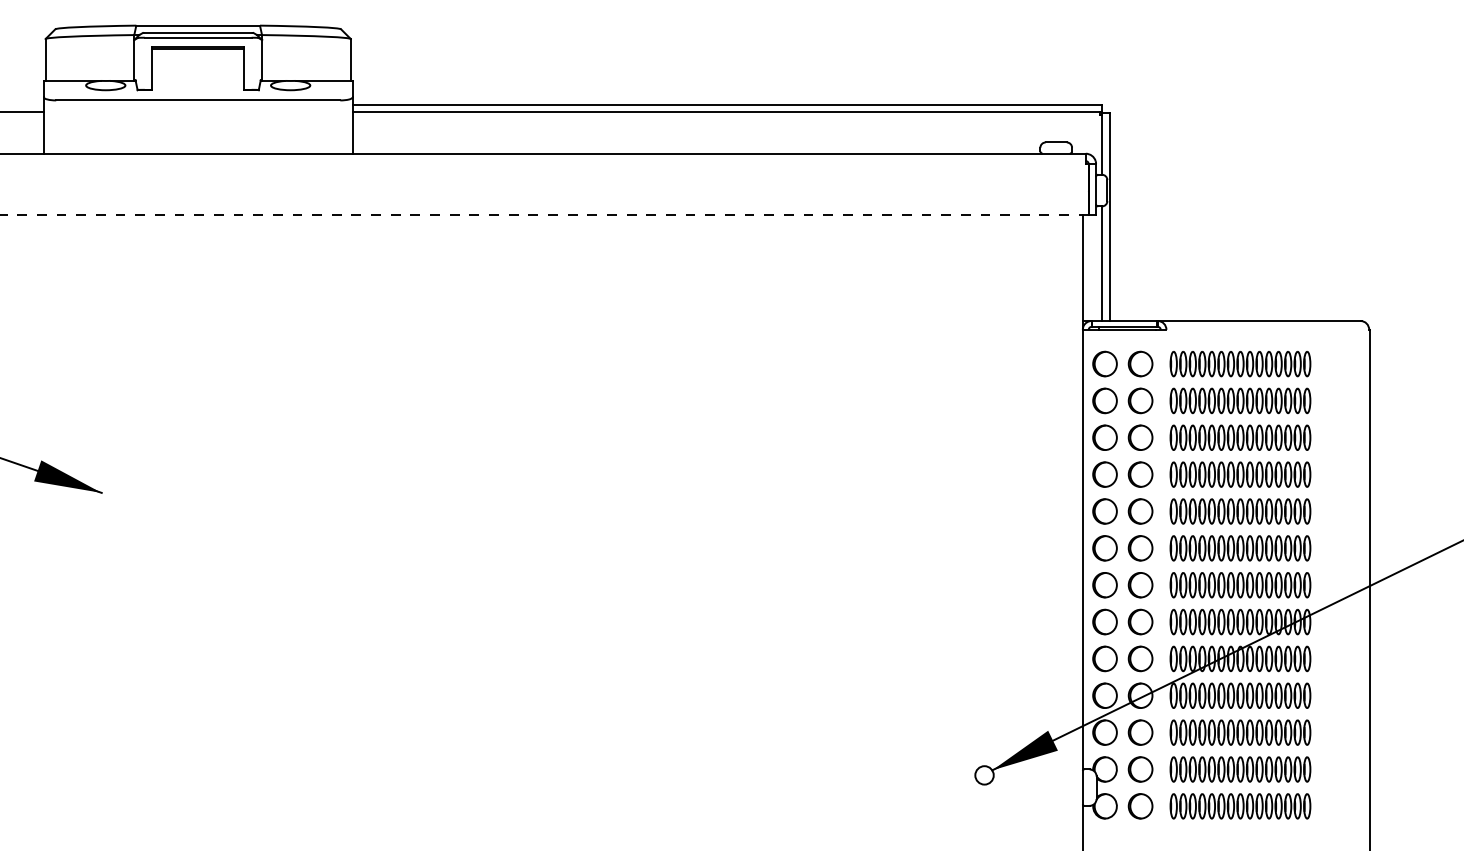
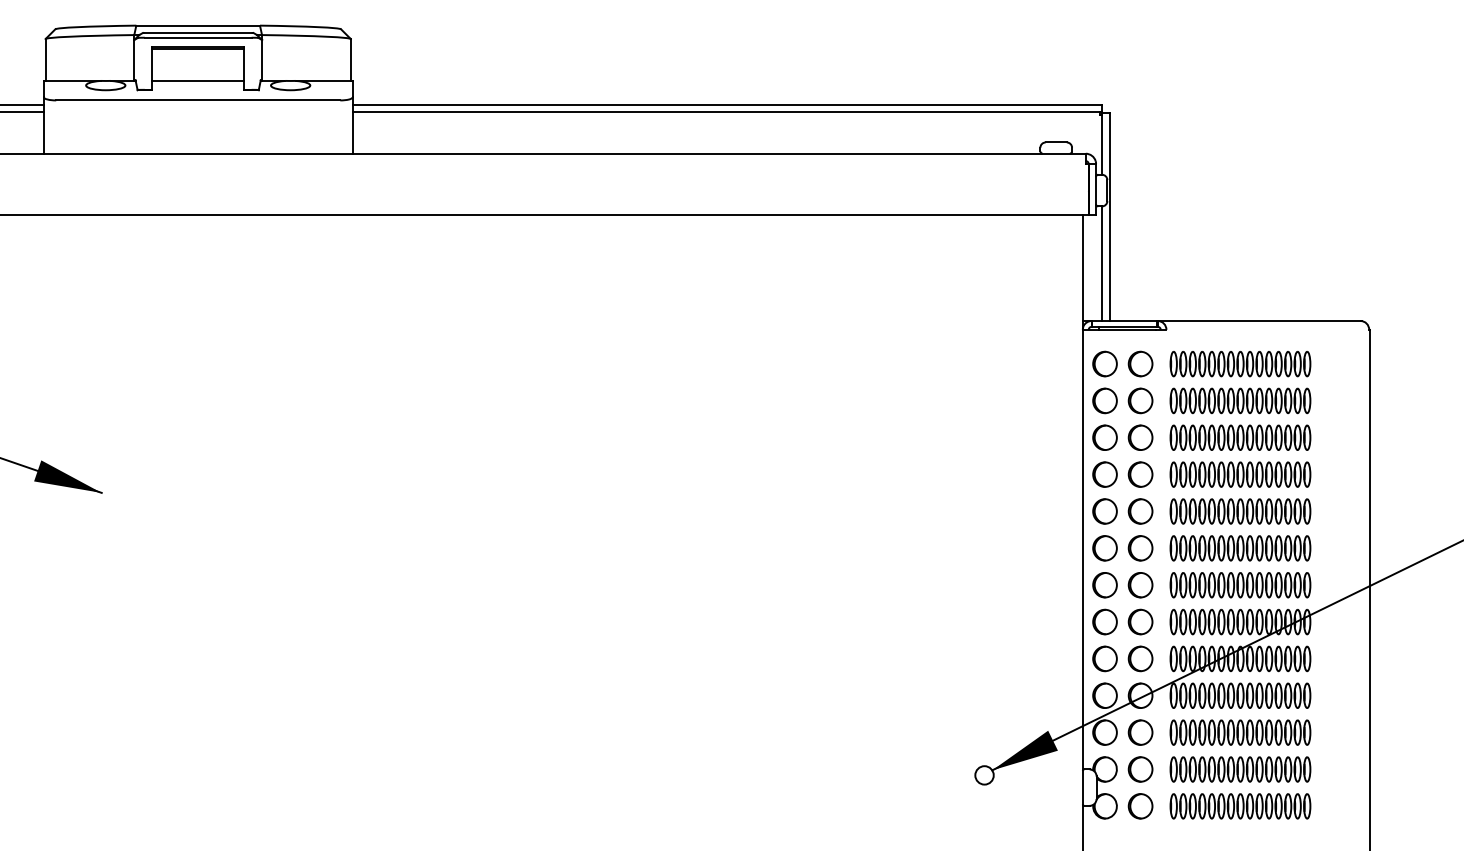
line: none -> present (197, 80)
line: none -> present (22, 104)
line: dashed -> solid (544, 215)
